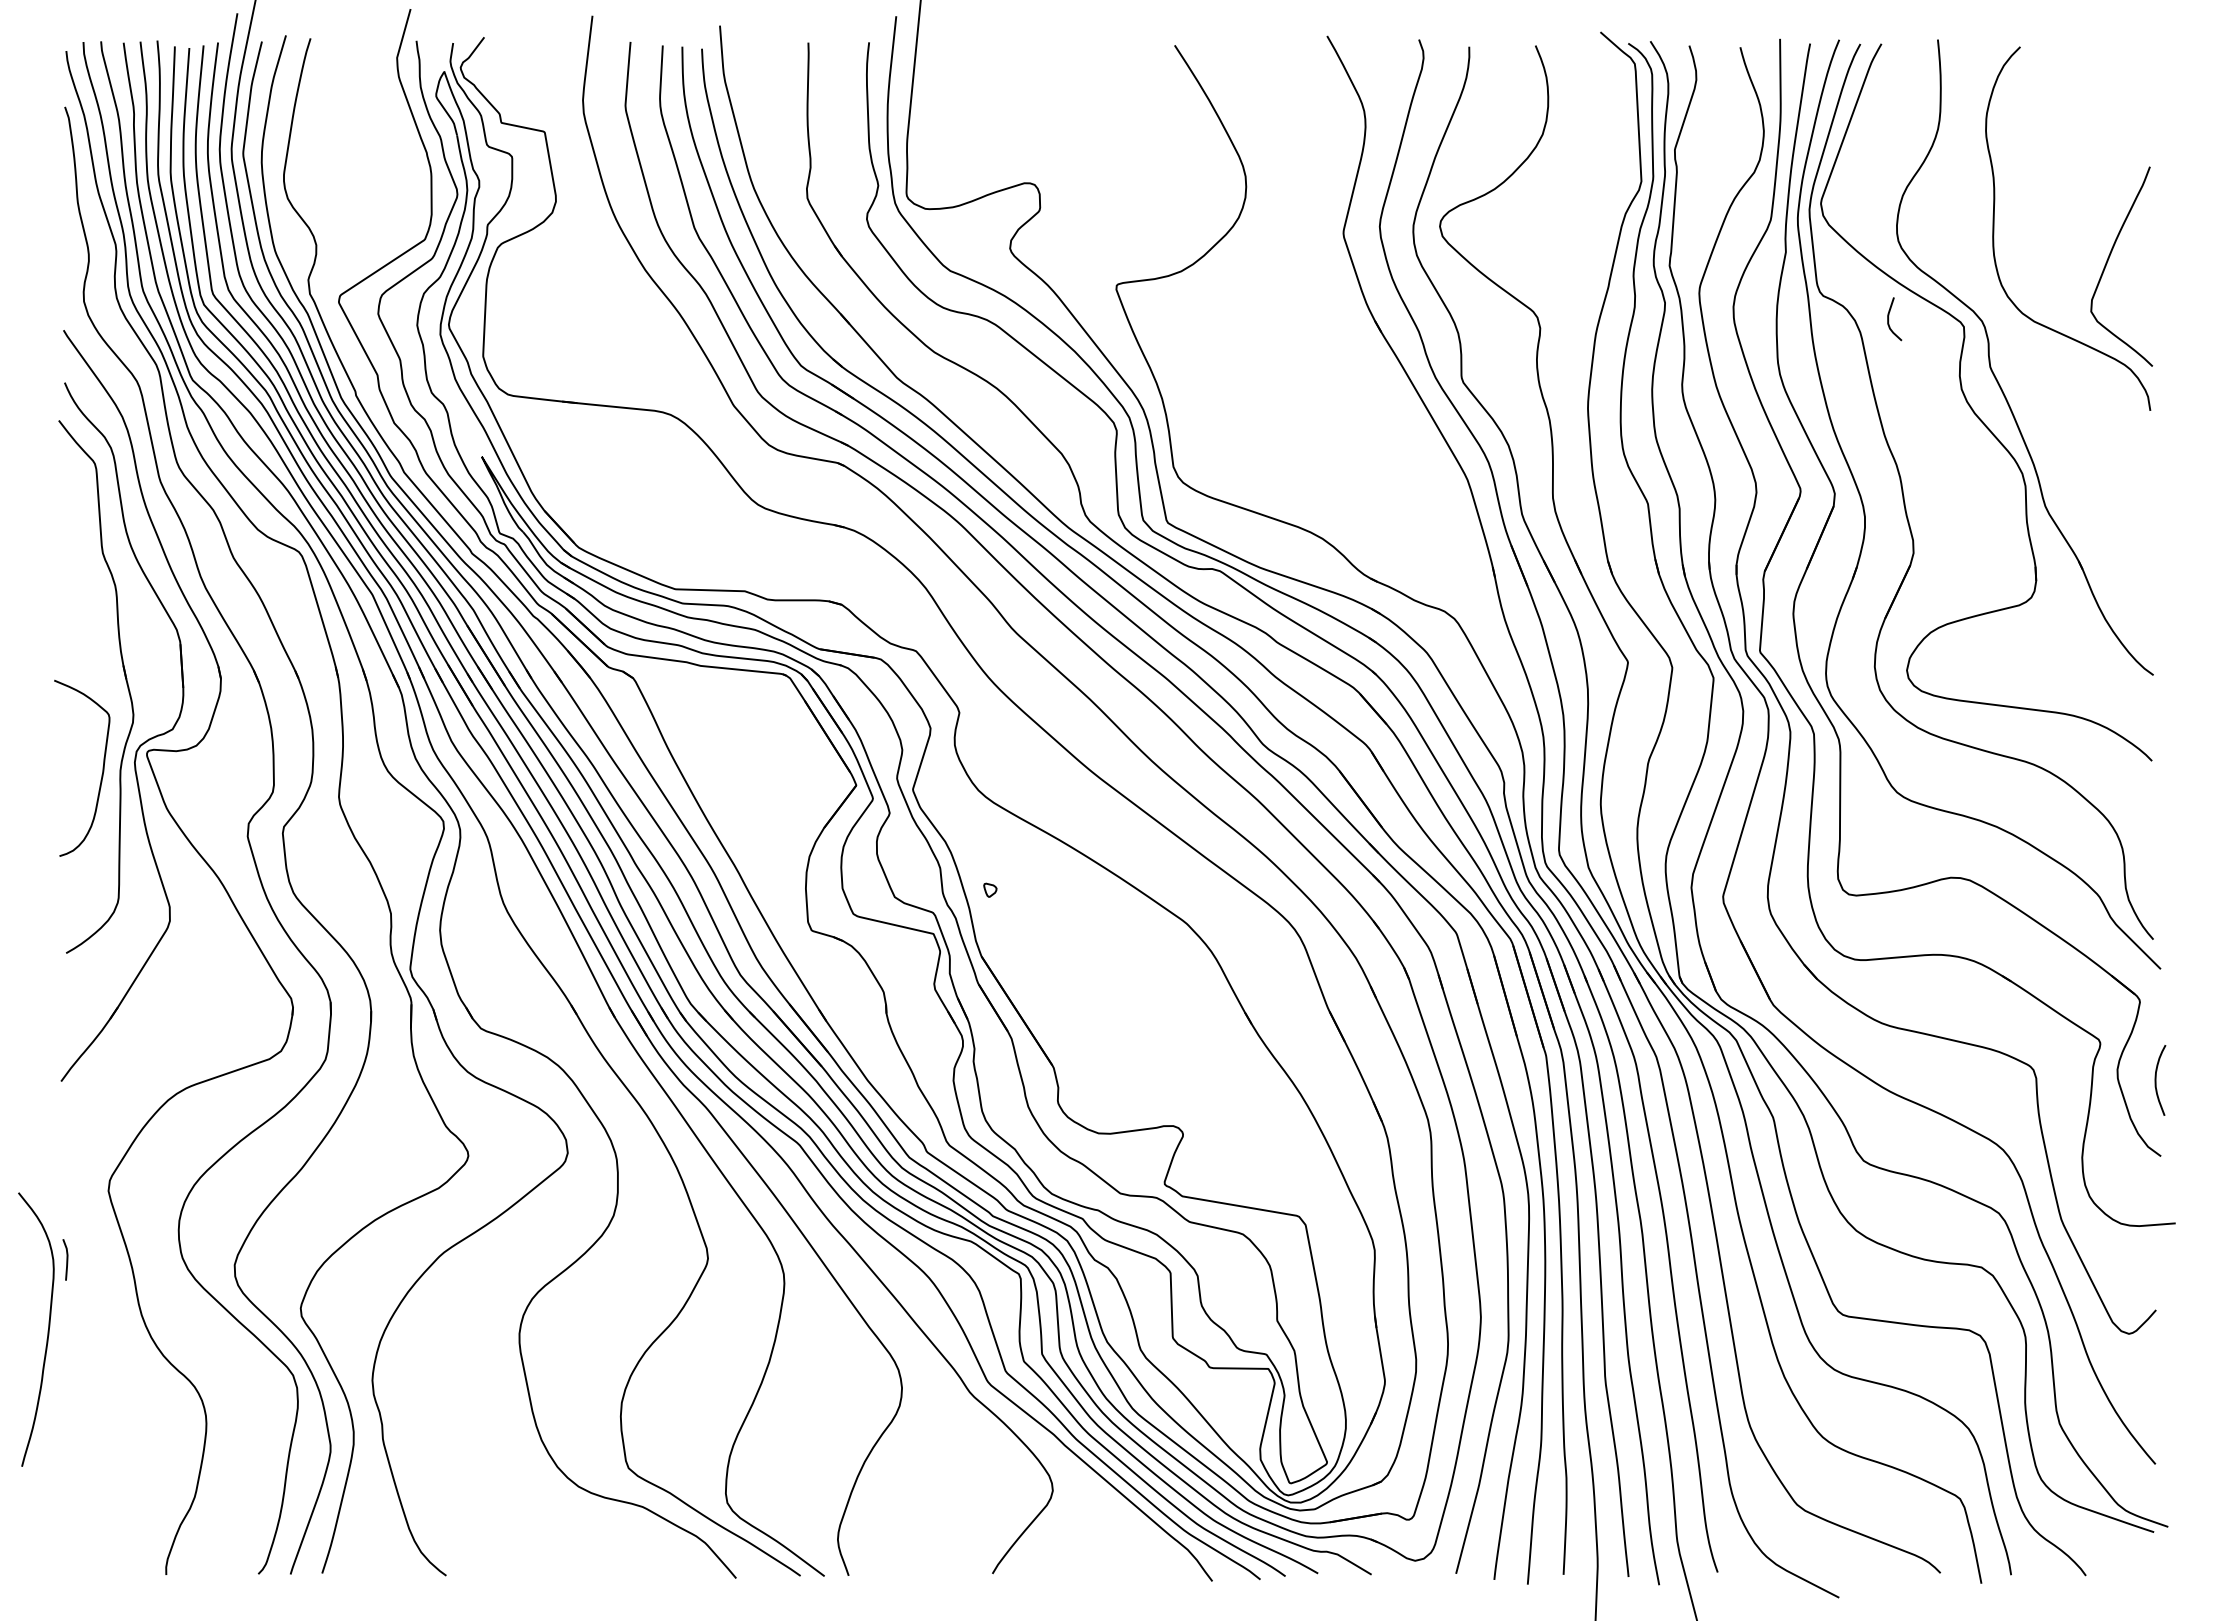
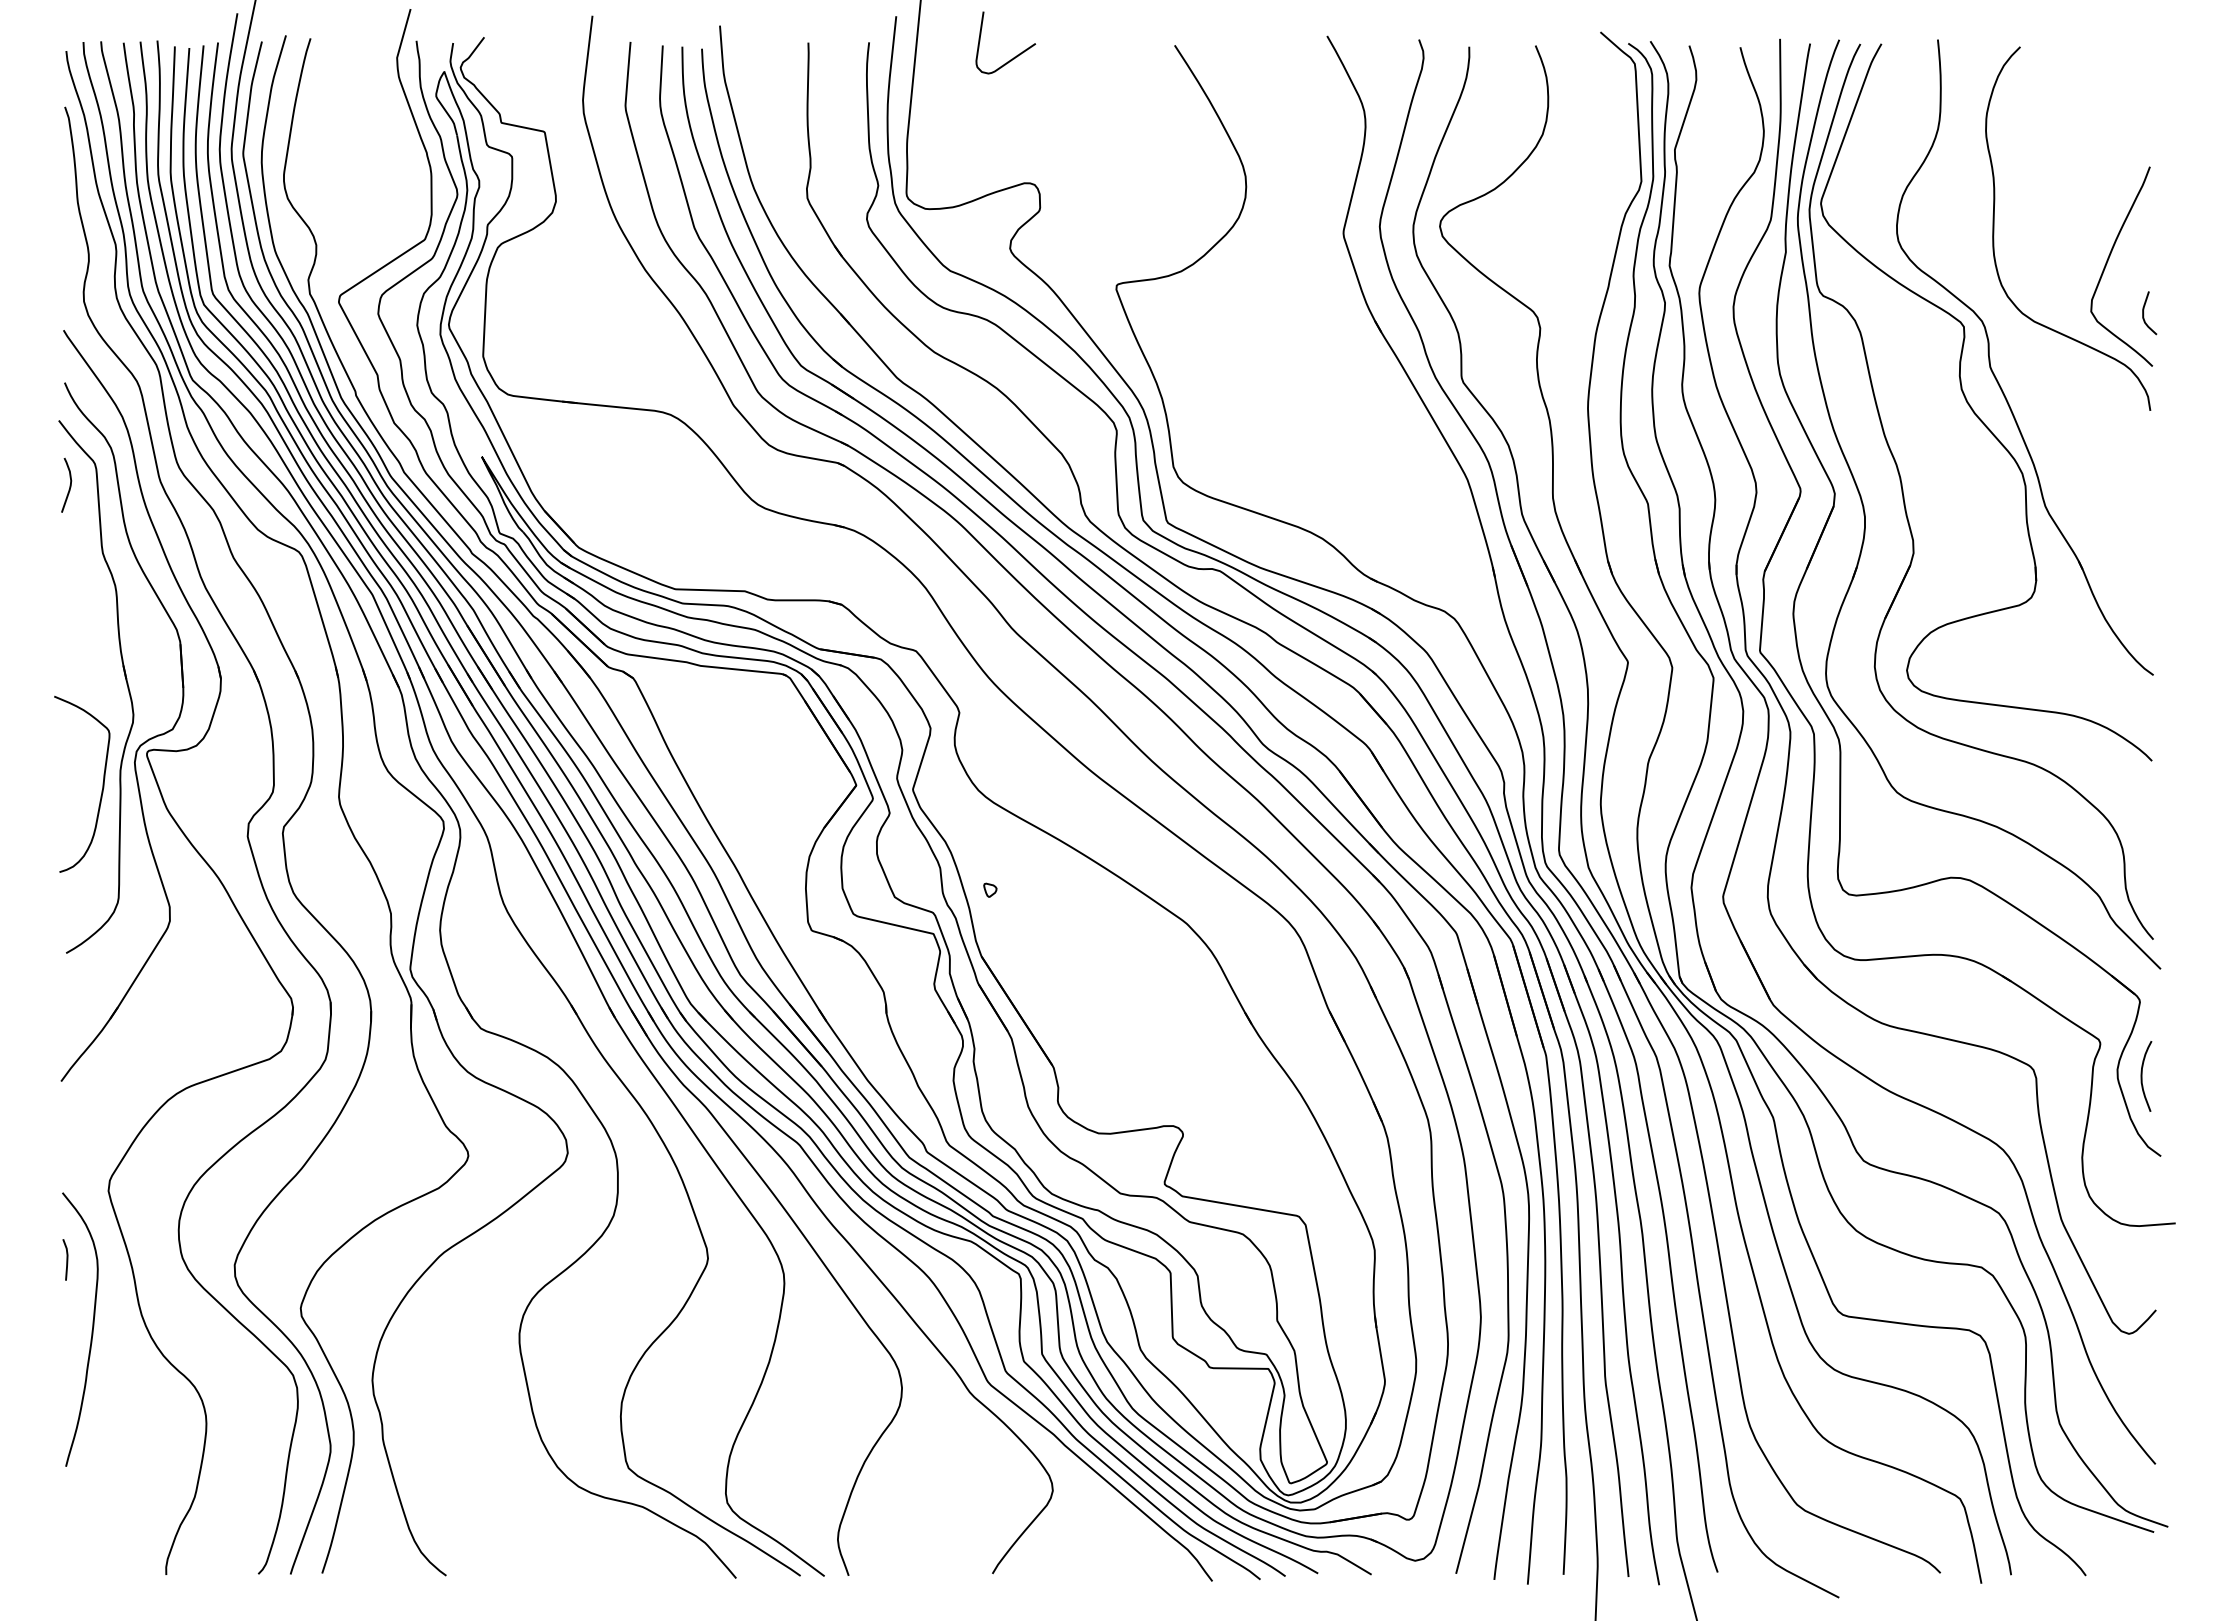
curve: none -> present (1014, 56)
curve position: (1889, 319) -> (2144, 313) (2144, 313)
curve: none -> present (69, 485)
curve position: (102, 767) -> (102, 783) (102, 783)
curve position: (2156, 1080) -> (2142, 1076) (2142, 1076)
curve position: (47, 1330) -> (91, 1330) (91, 1330)
